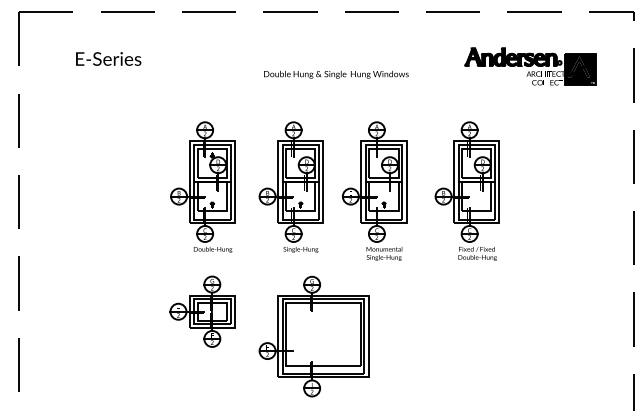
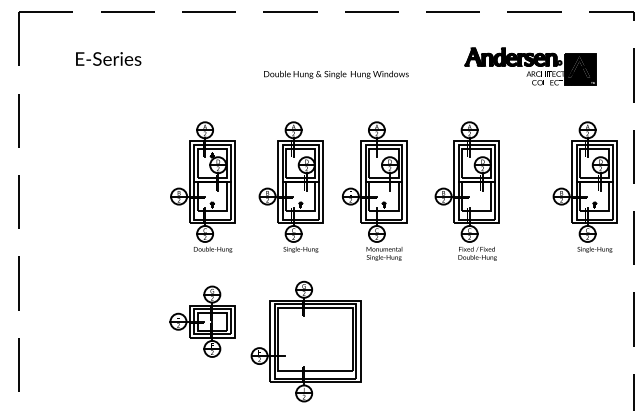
part: none -> present (584, 186)
part position: (202, 311) -> (202, 321) (202, 321)
part position: (313, 336) -> (305, 341) (305, 341)
